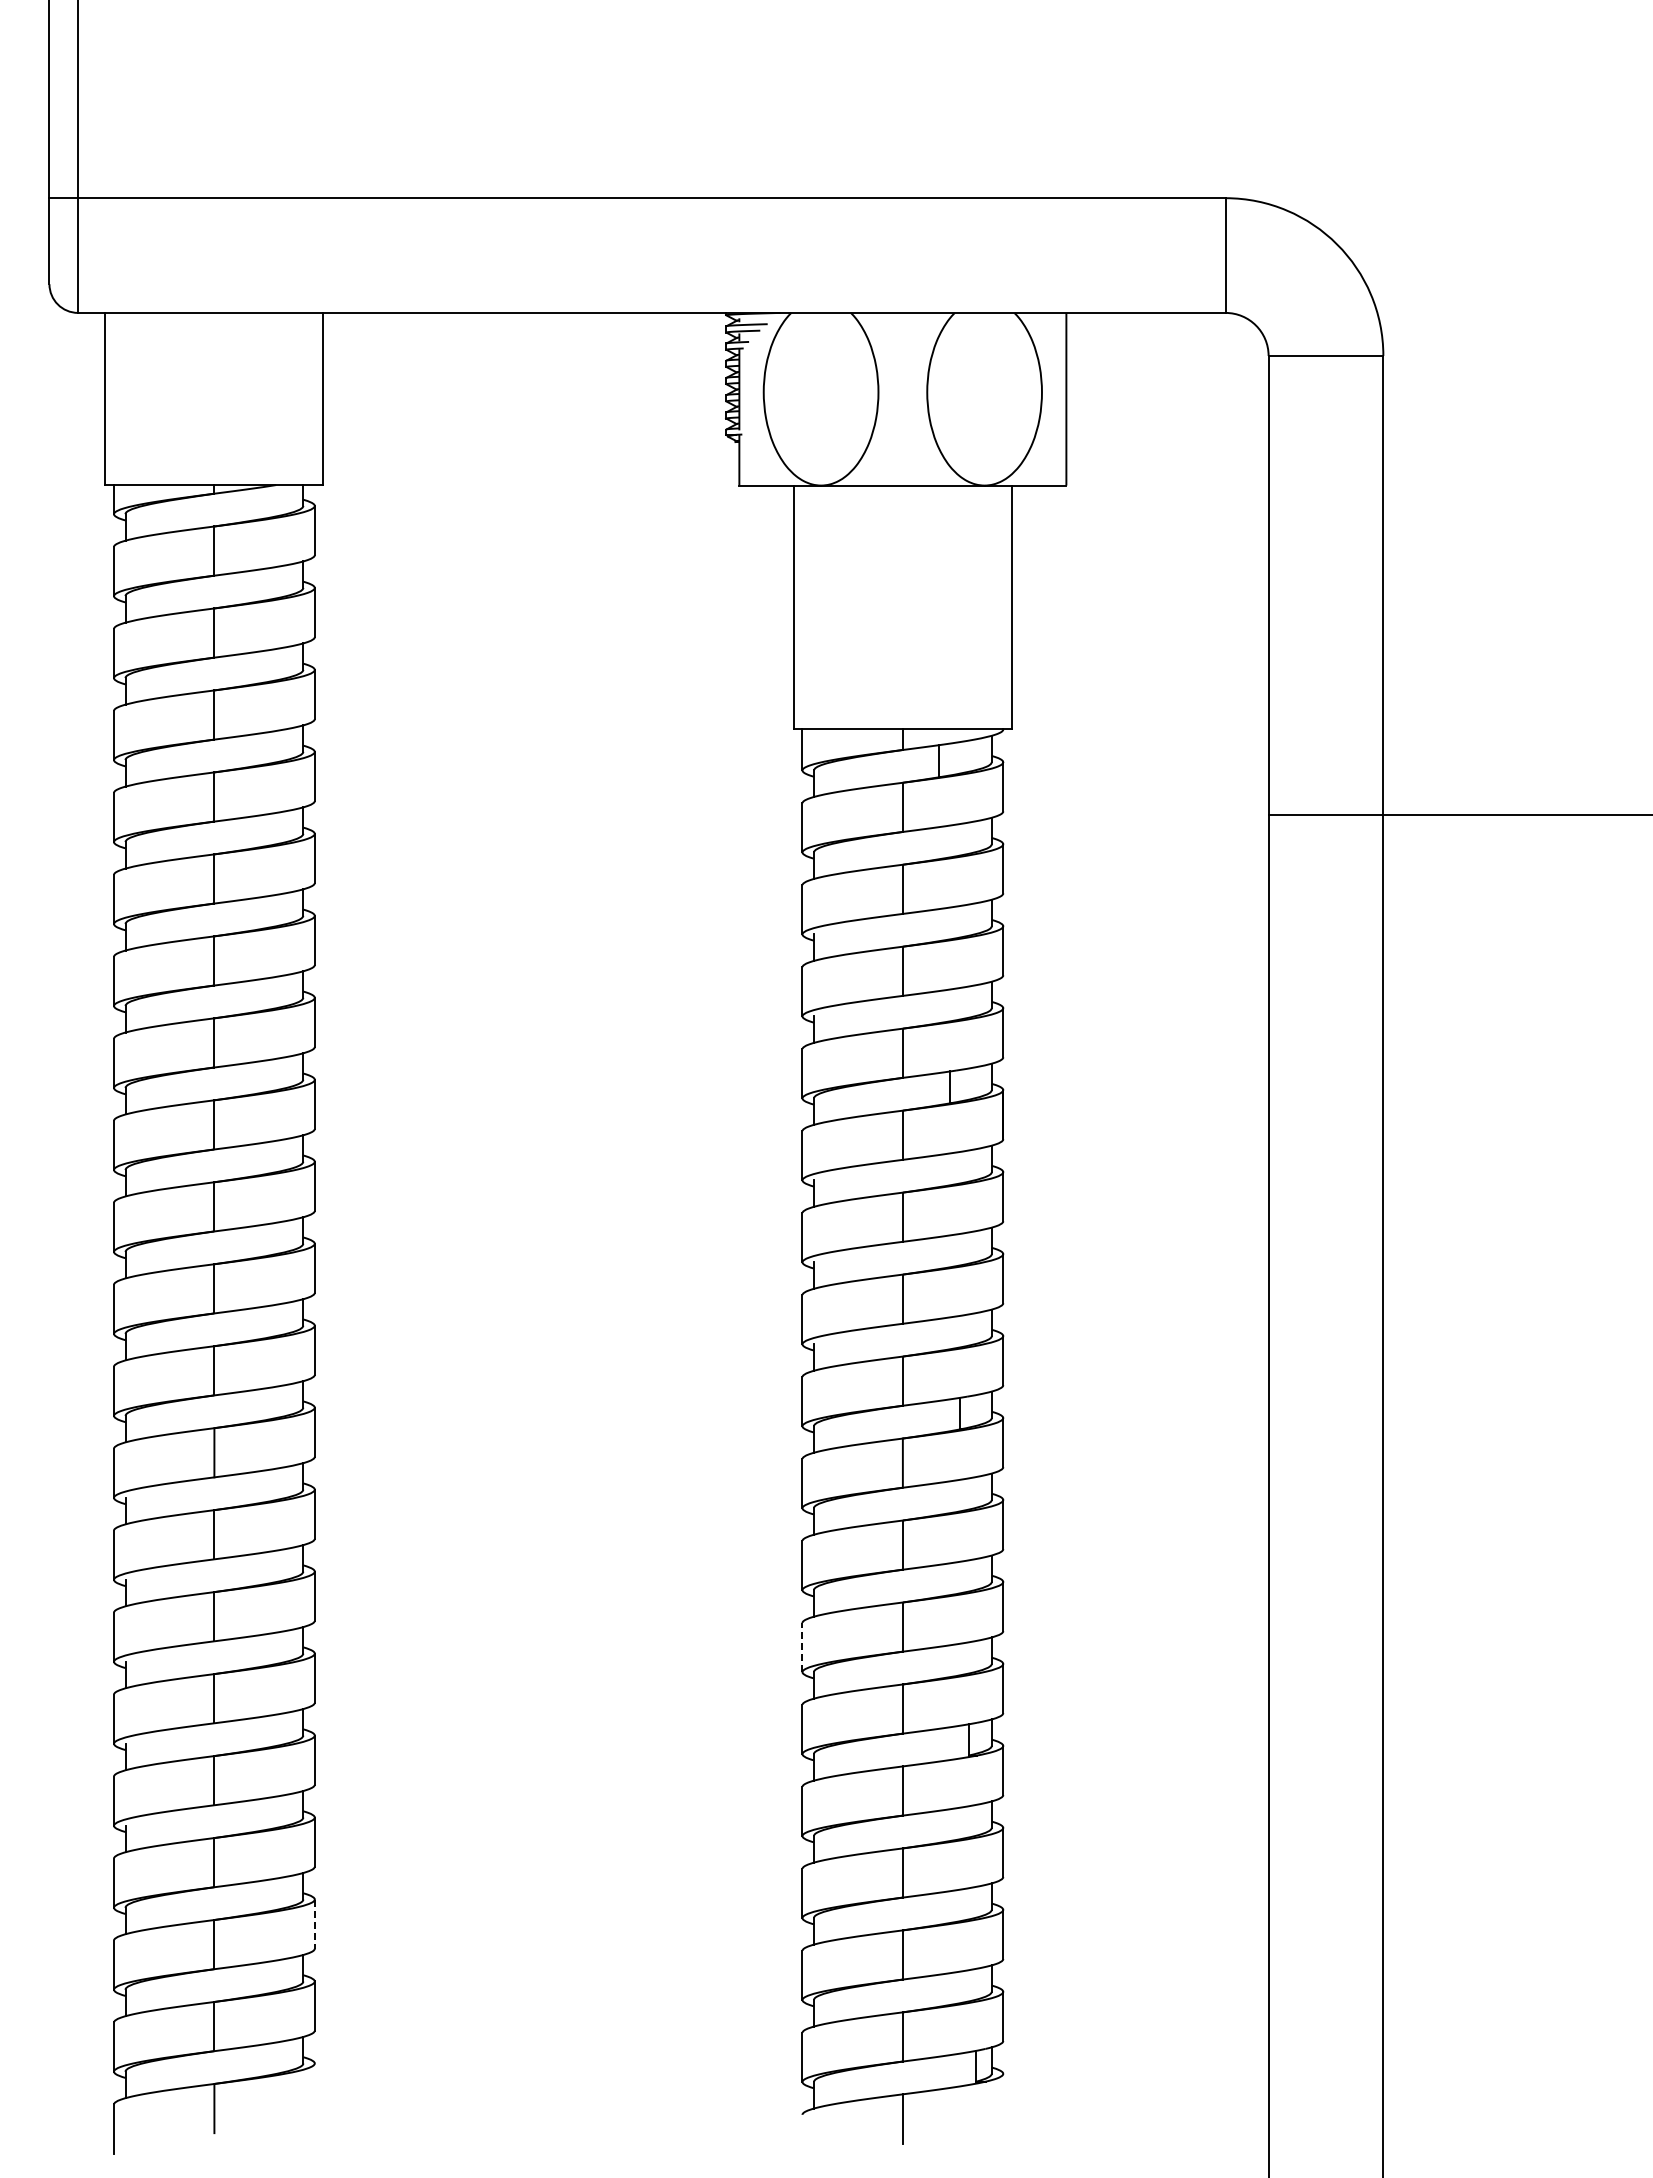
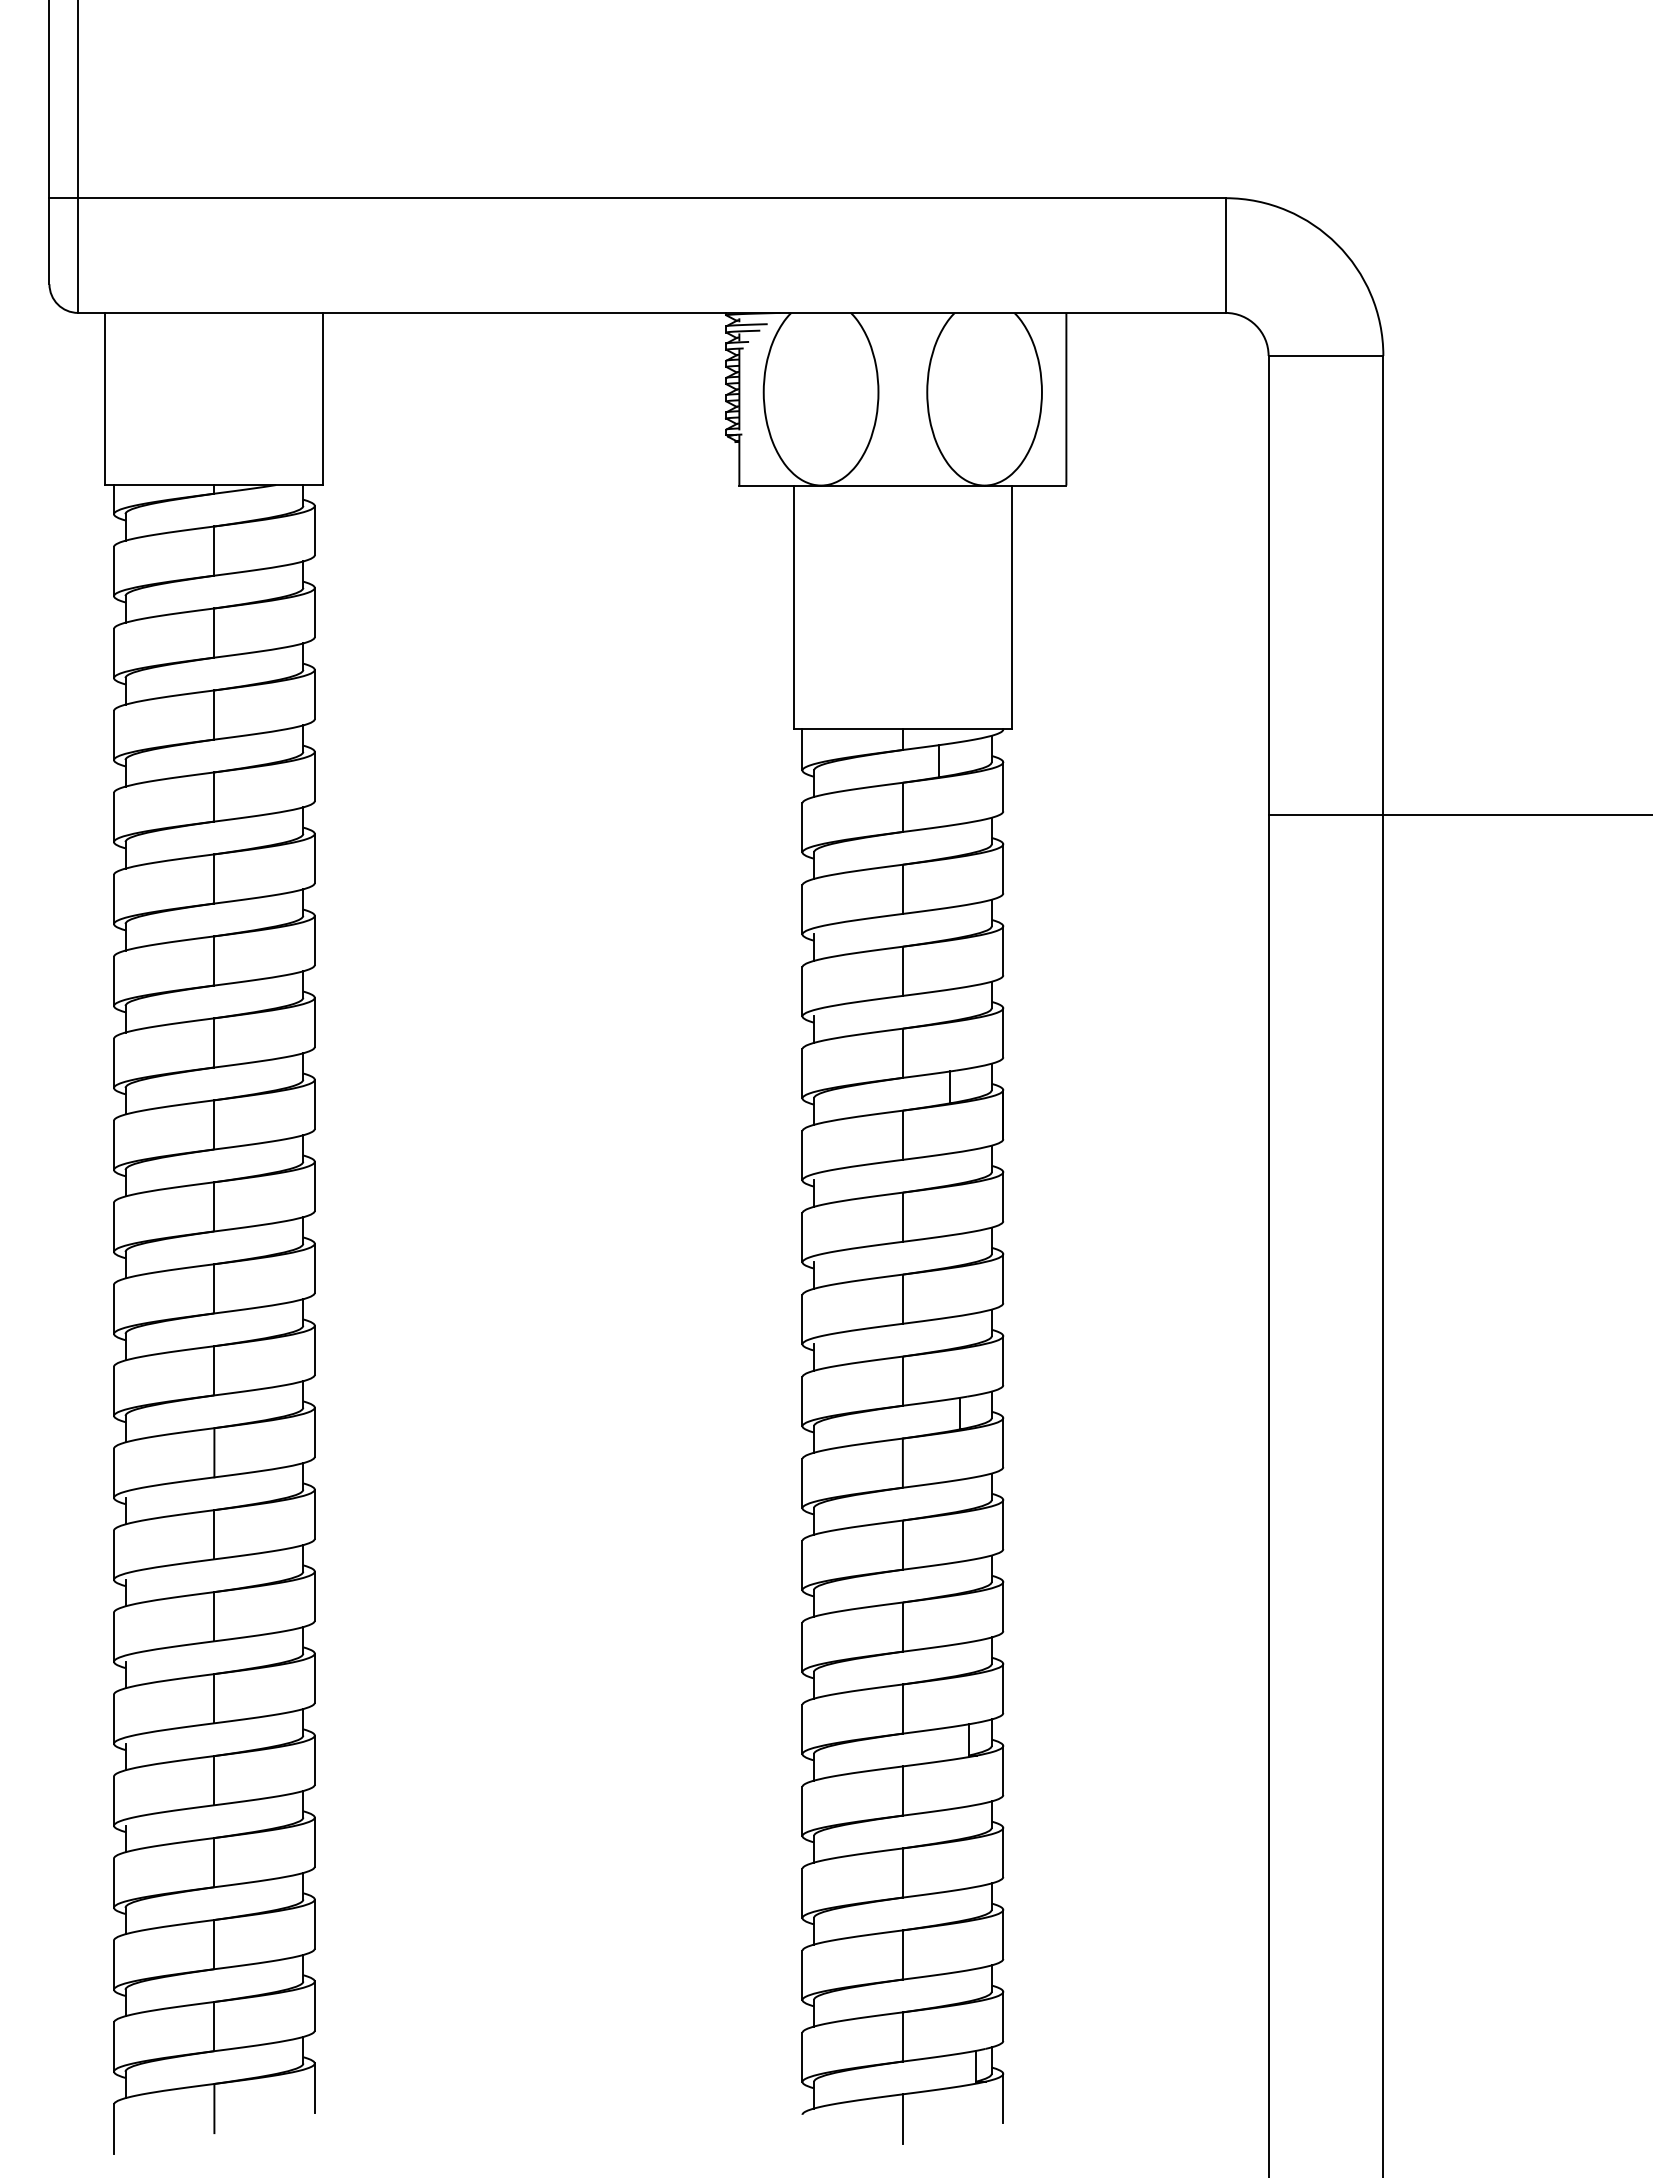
line: dashed -> solid (802, 1647)
line: dashed -> solid (314, 1924)
line: none -> present (314, 2087)
line: none -> present (1003, 2098)
